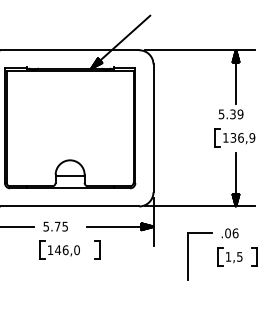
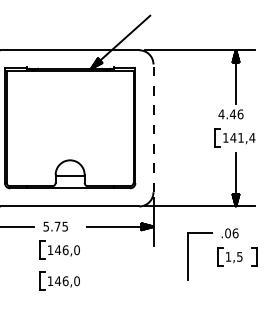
text: 5.39 -> 4.46 (230, 114)
line: solid -> dashed (153, 128)
text: 136,9 -> 141,4 (242, 137)
part: present -> none (97, 249)
part: none -> present (59, 280)
